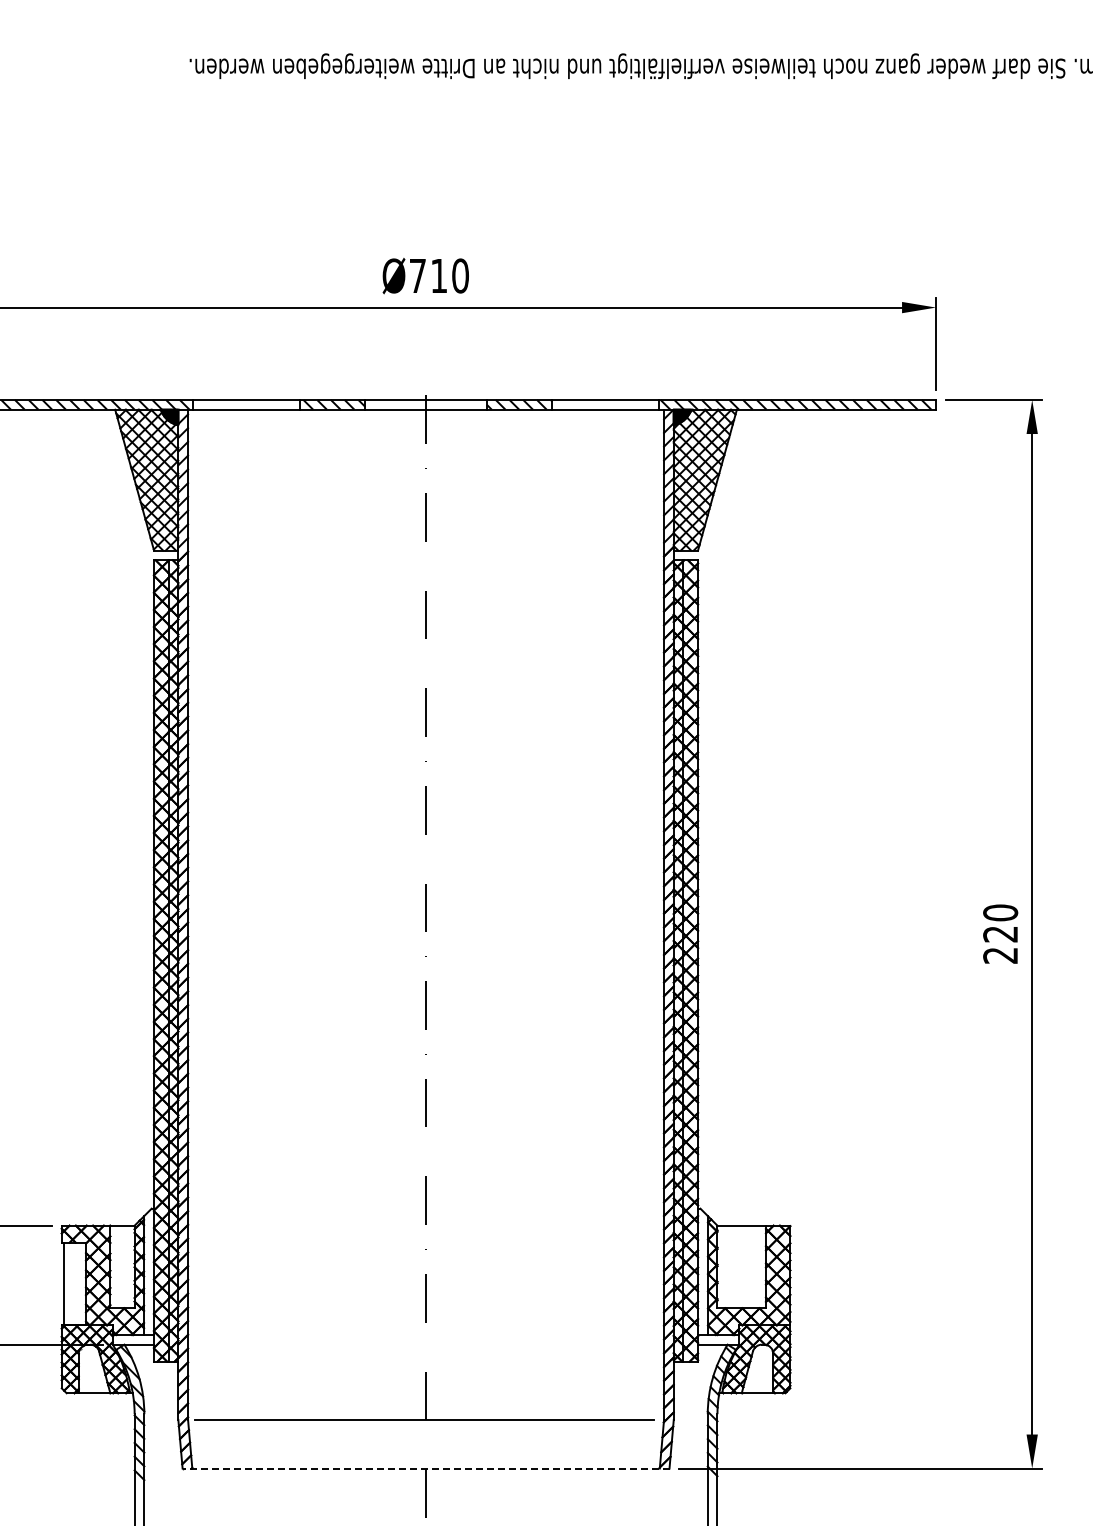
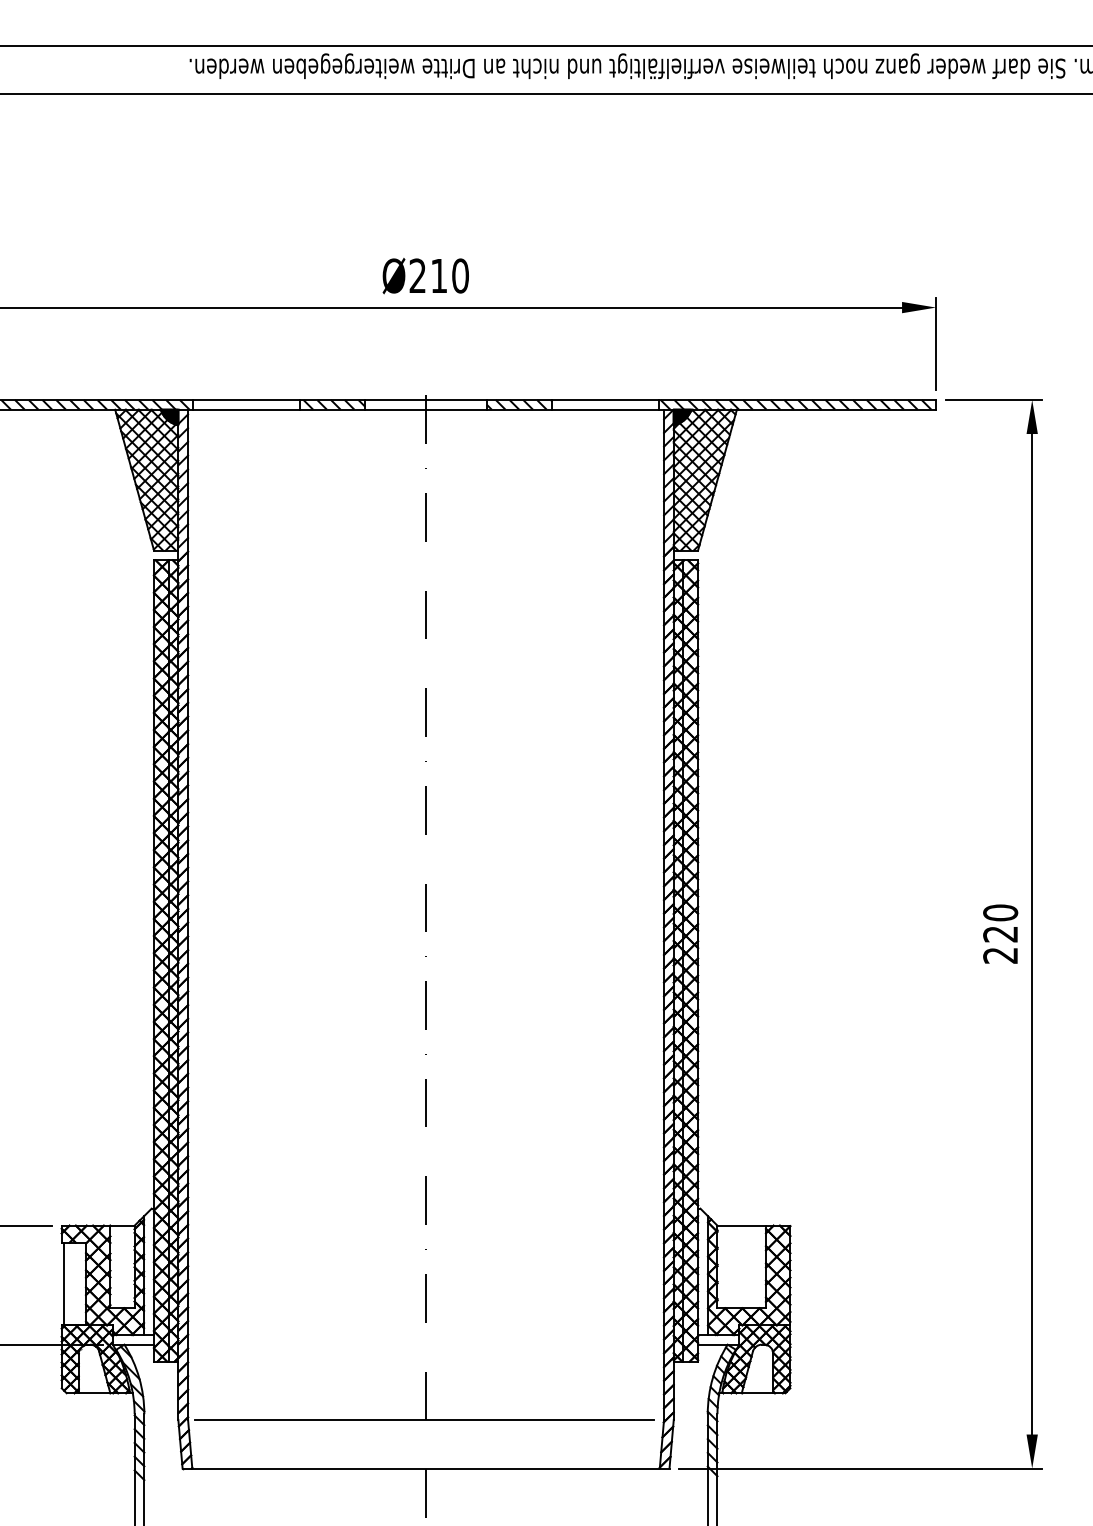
line: none -> present (545, 45)
line: none -> present (545, 94)
text: Ø710 -> Ø210 (417, 275)
line: dashed -> solid (425, 1468)
